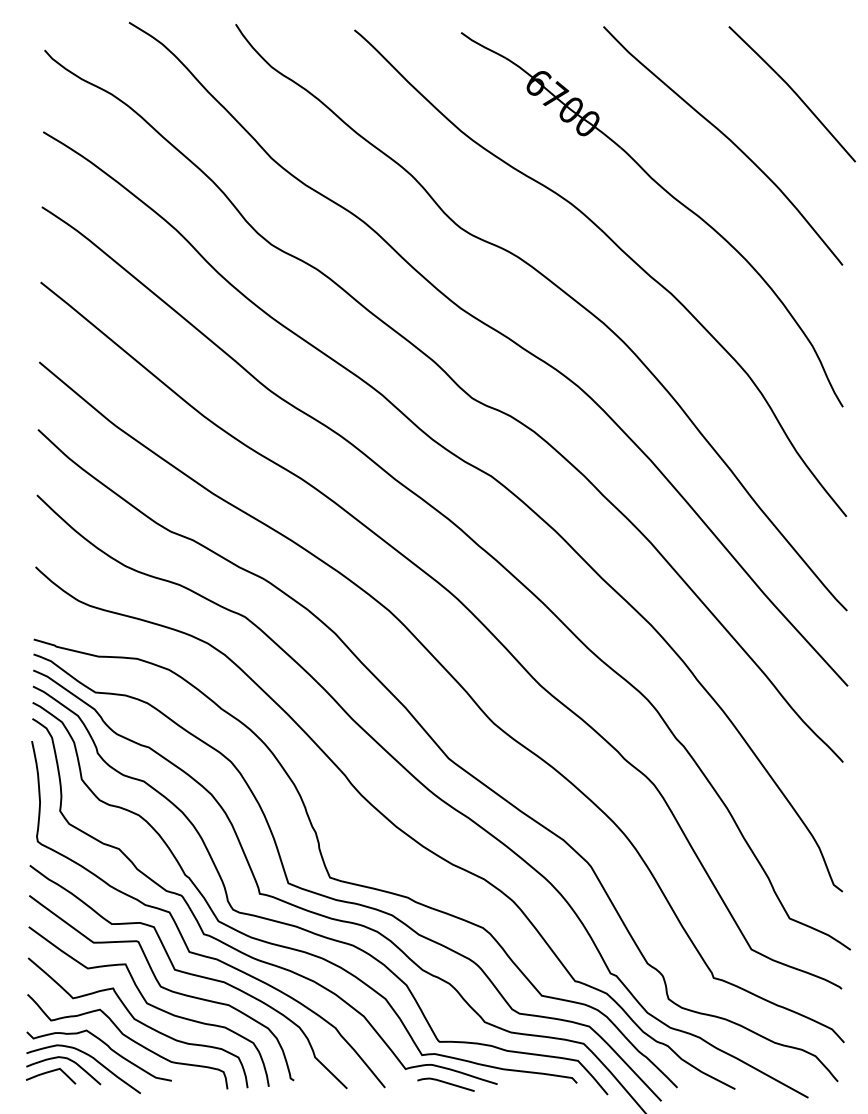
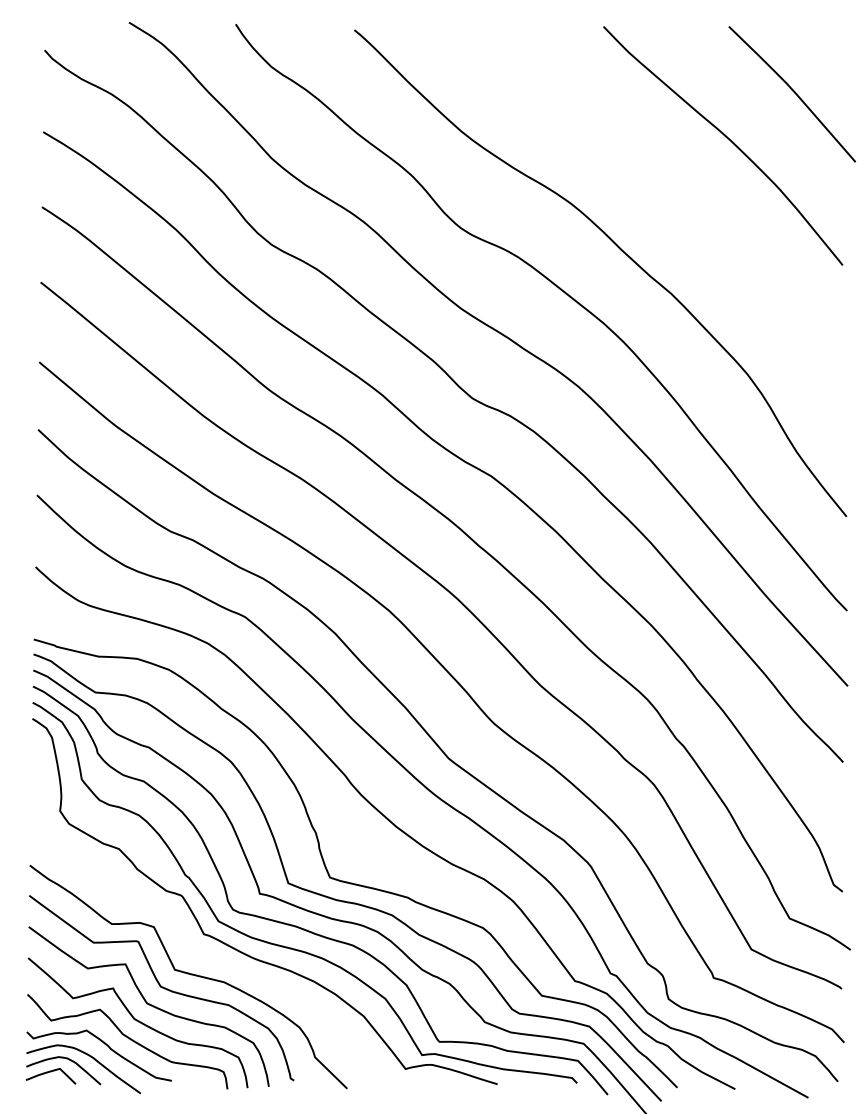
part: present -> none (670, 196)
curve: present -> none (178, 926)
curve: present -> none (445, 1083)
